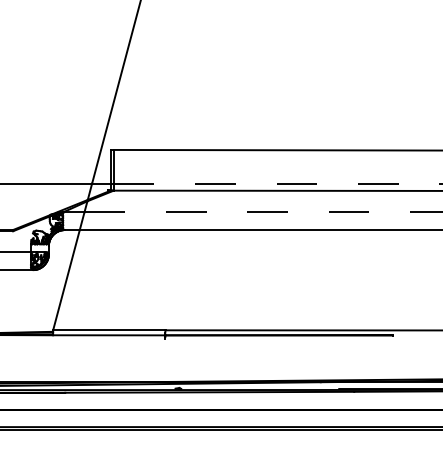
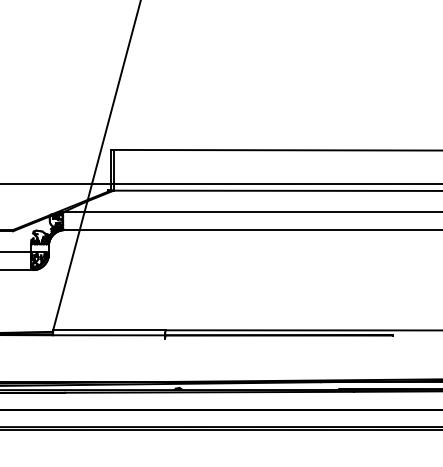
line: dashed -> solid (278, 183)
line: dashed -> solid (263, 212)
